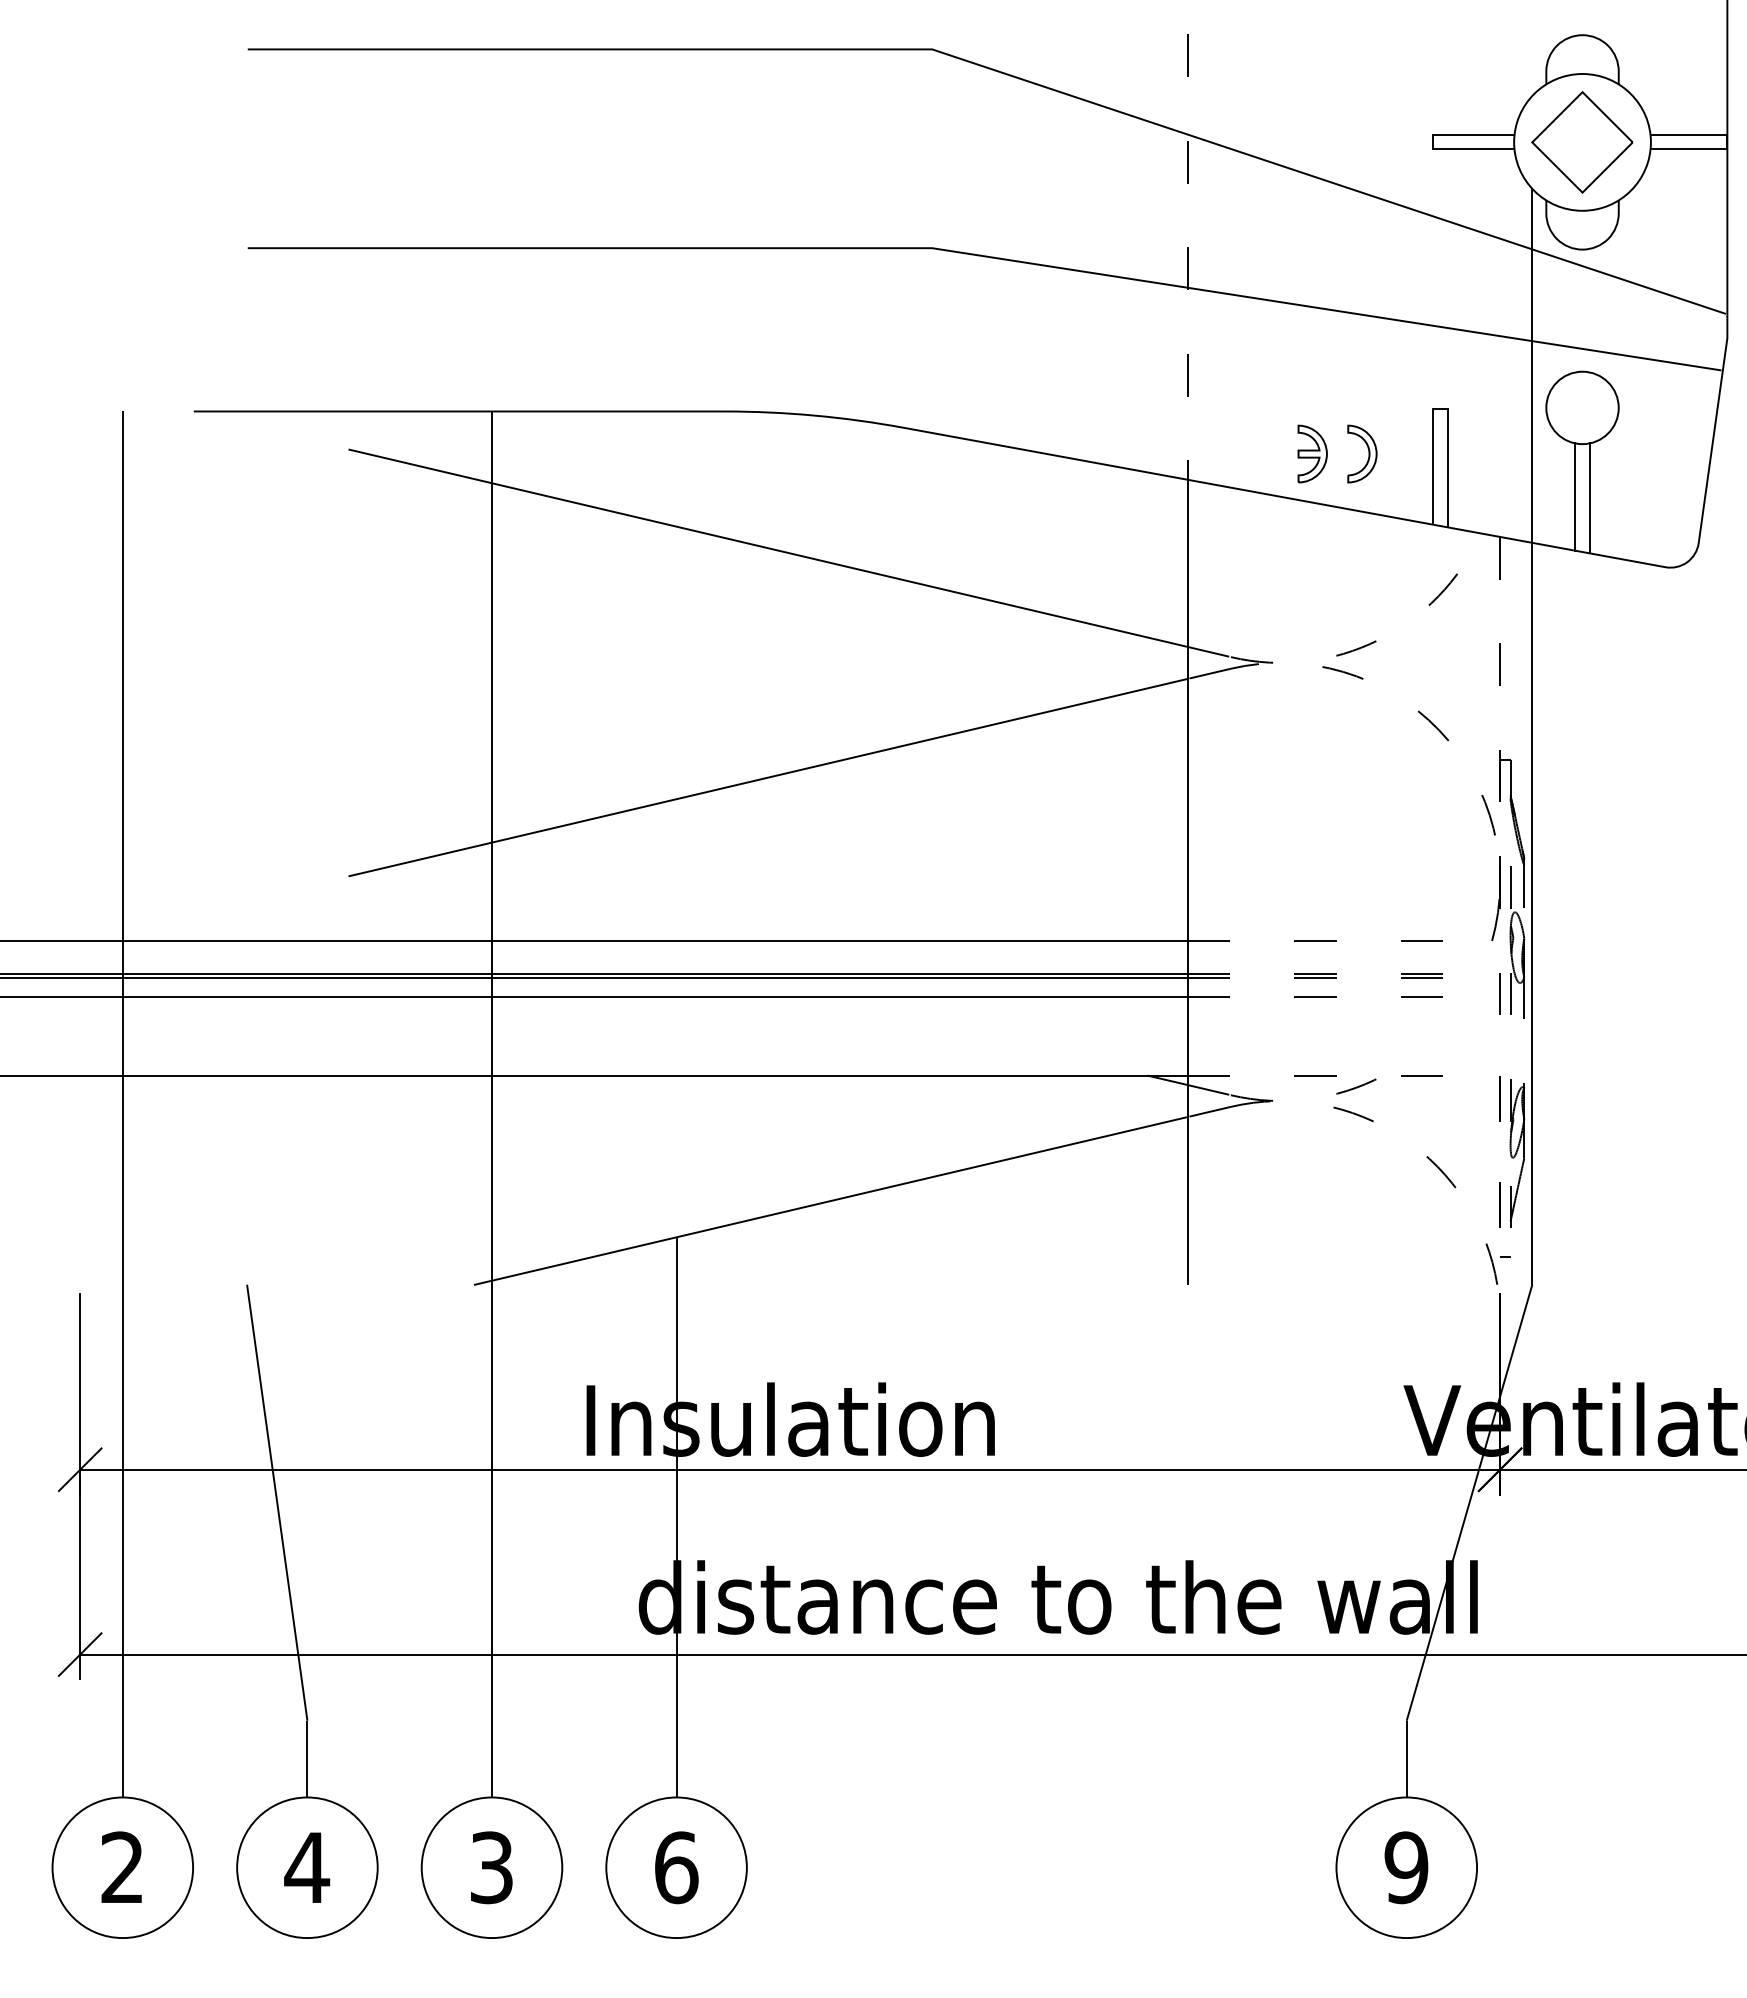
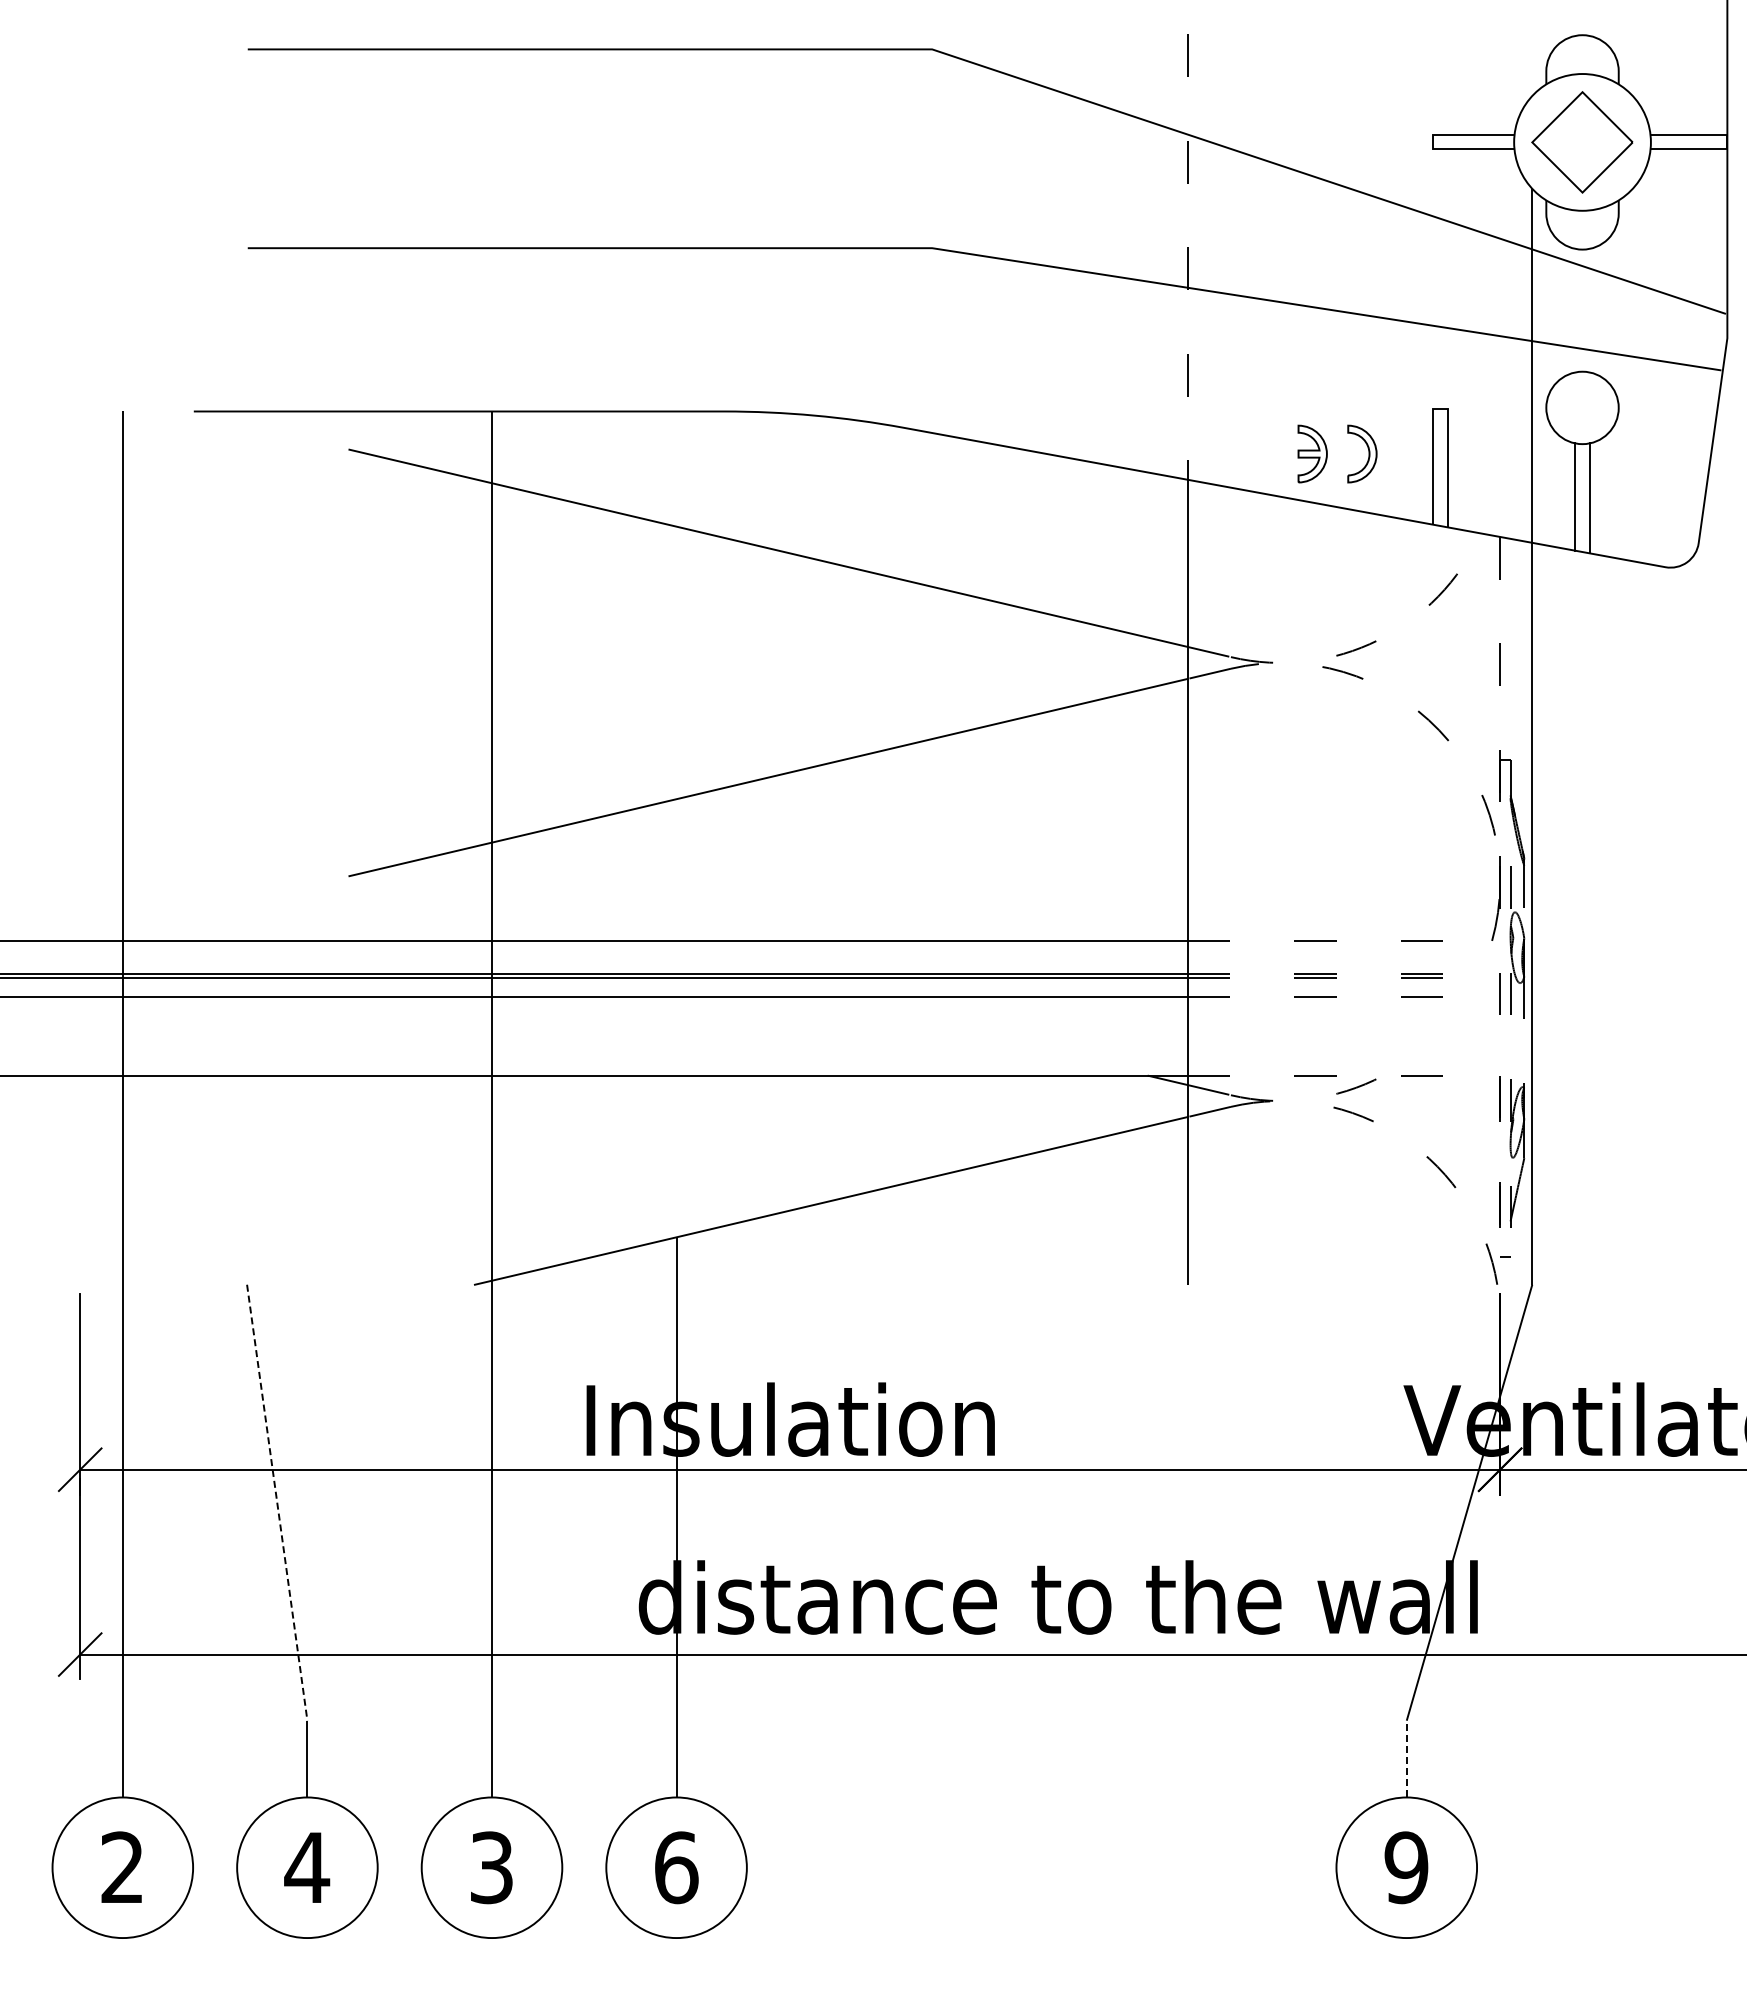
line: solid -> dashed (277, 1503)
line: solid -> dashed (1406, 1758)
